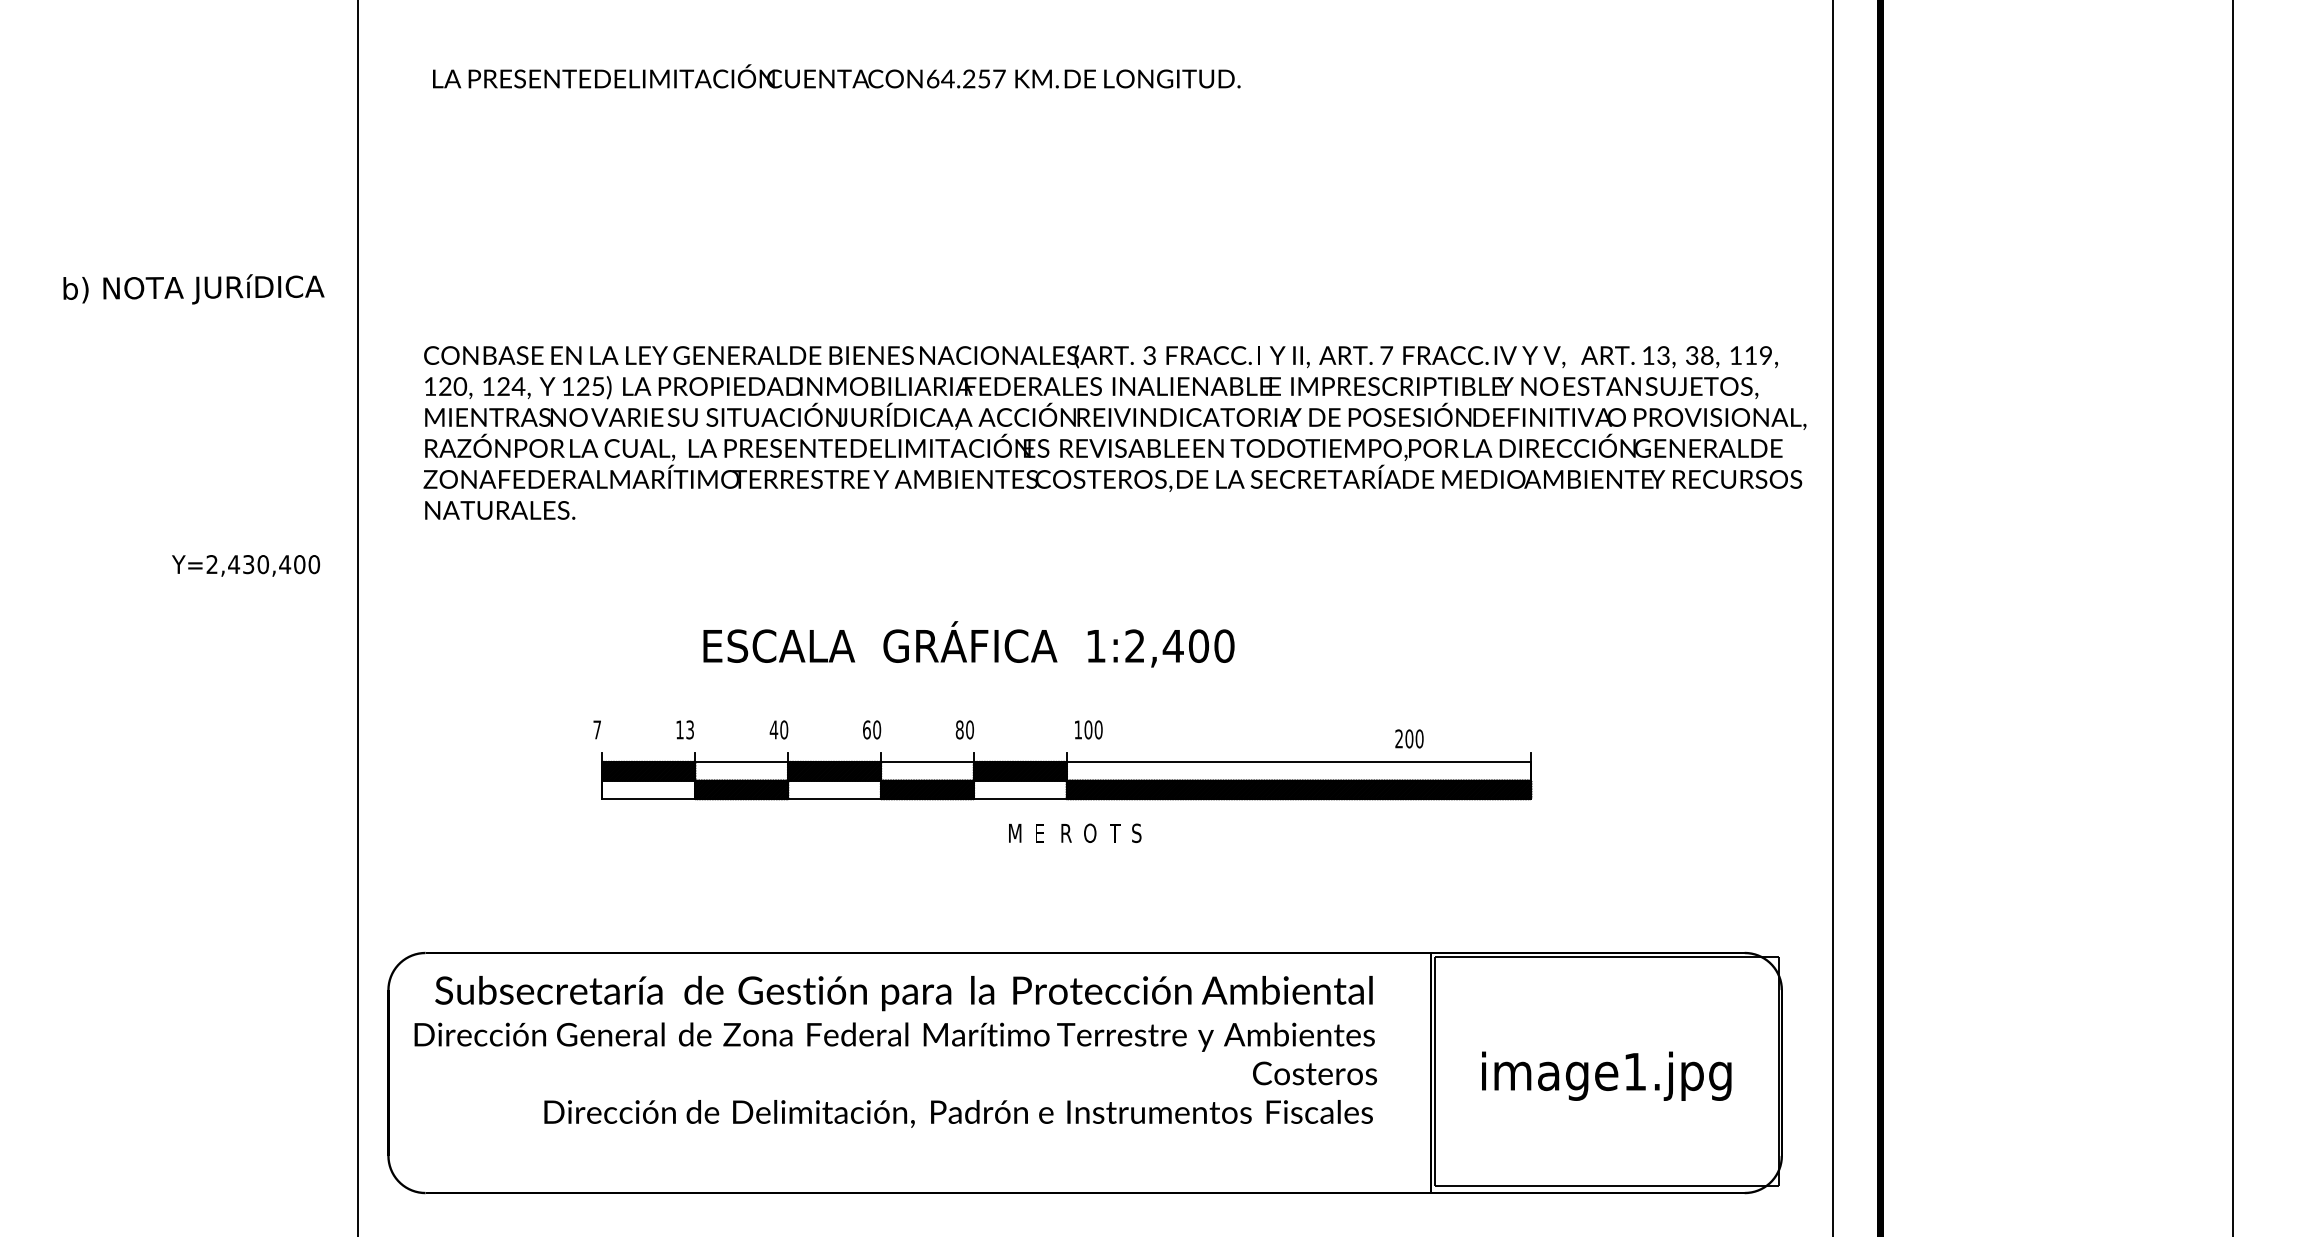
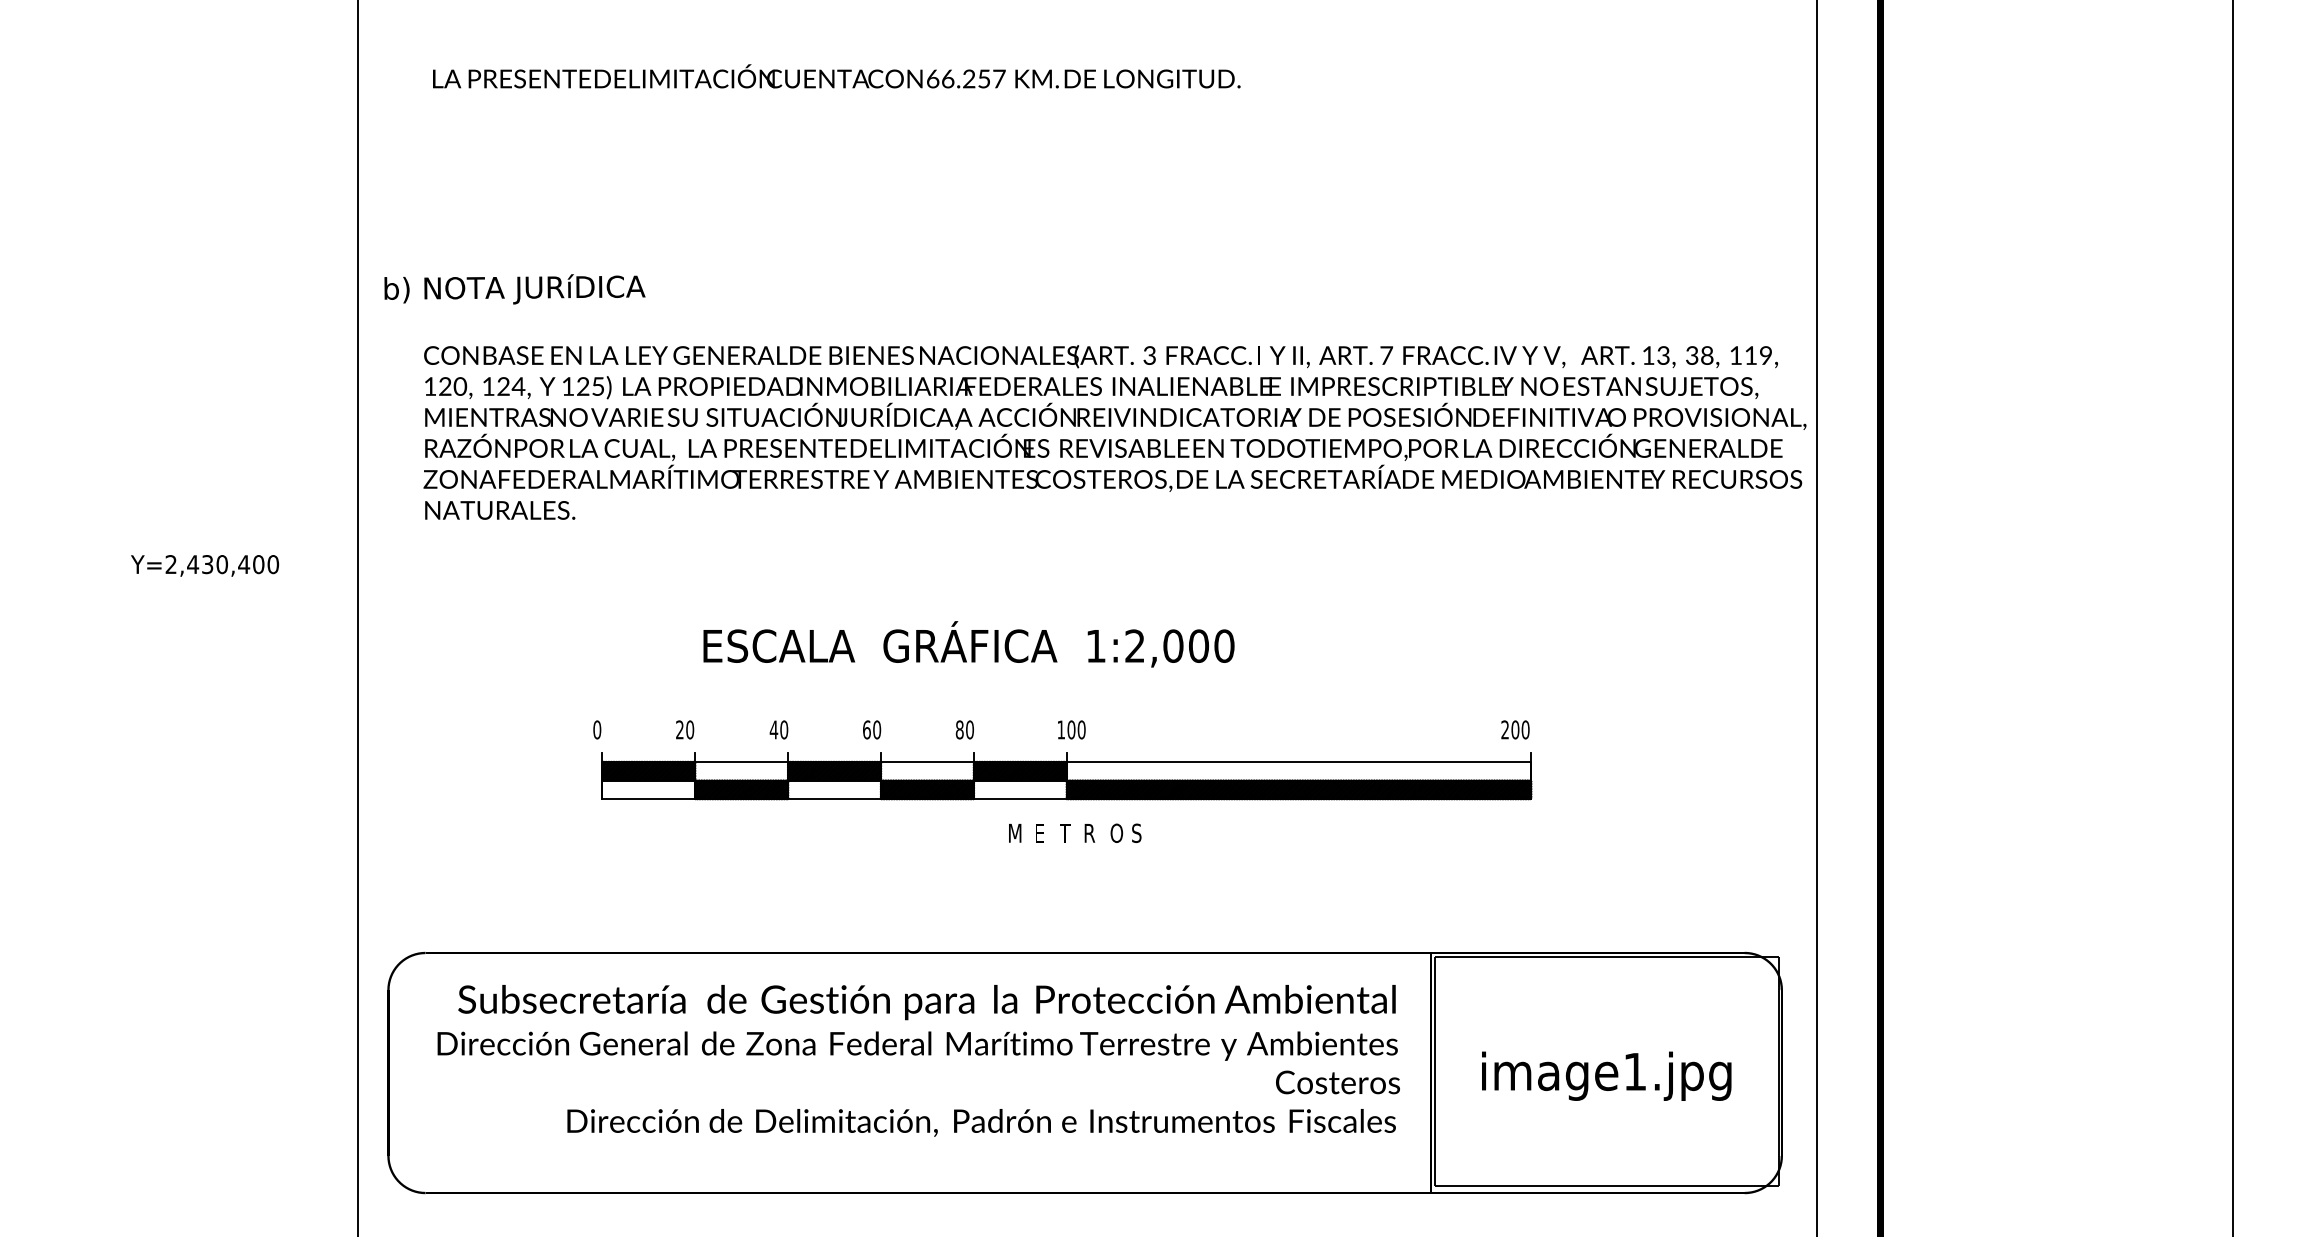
text: 64.257 -> 66.257 (947, 79)
text position: (193, 289) -> (514, 289) (514, 289)
text position: (246, 565) -> (205, 565) (205, 565)
line position: (1833, 617) -> (1817, 617) (1817, 617)
text: 1:2,400 -> 1:2,000 (1172, 645)
text: 7 -> 0 (597, 729)
text: 13 -> 20 (685, 729)
text position: (1088, 729) -> (1071, 729) (1071, 729)
text position: (1409, 738) -> (1515, 729) (1515, 729)
text: O -> R (1090, 832)
text: T -> O (1116, 832)
text: R -> T (1065, 833)
text position: (895, 1051) -> (918, 1060) (918, 1060)
